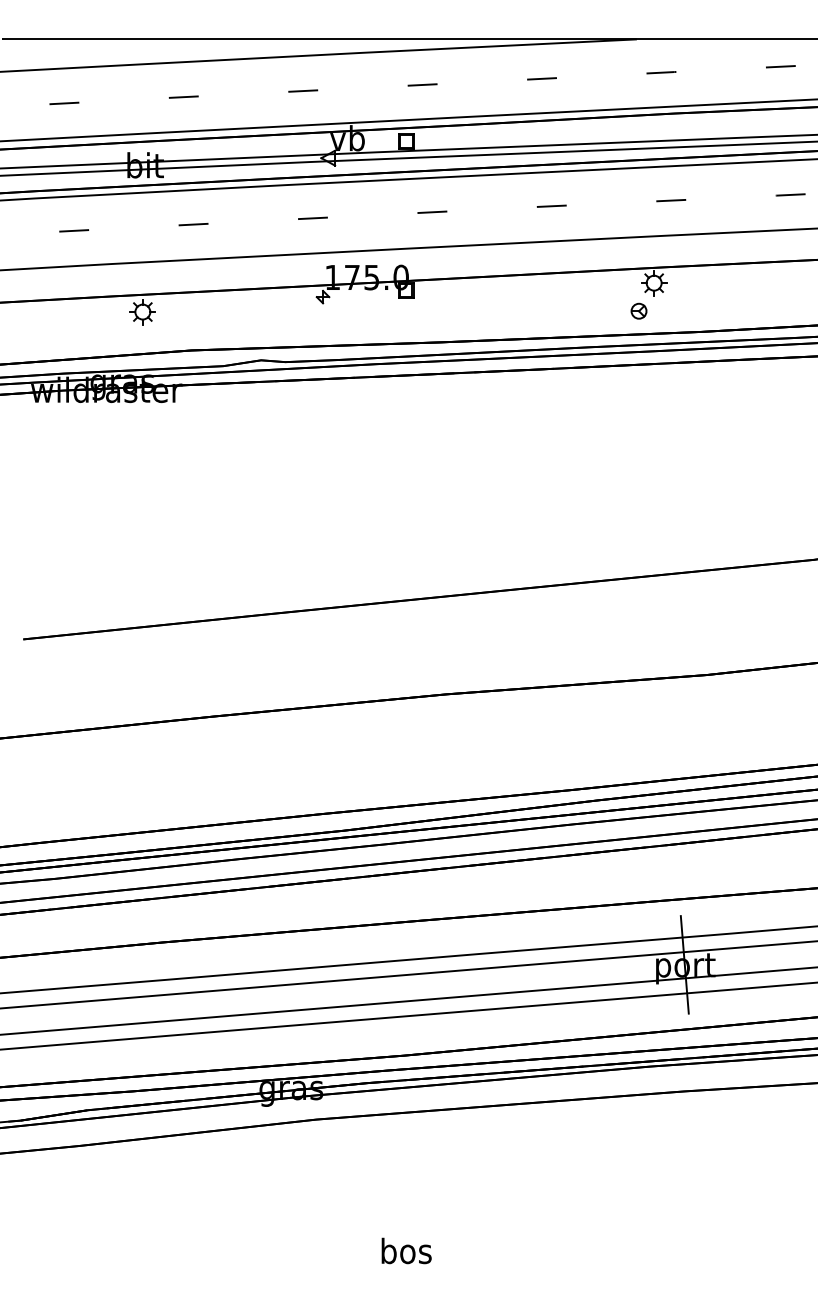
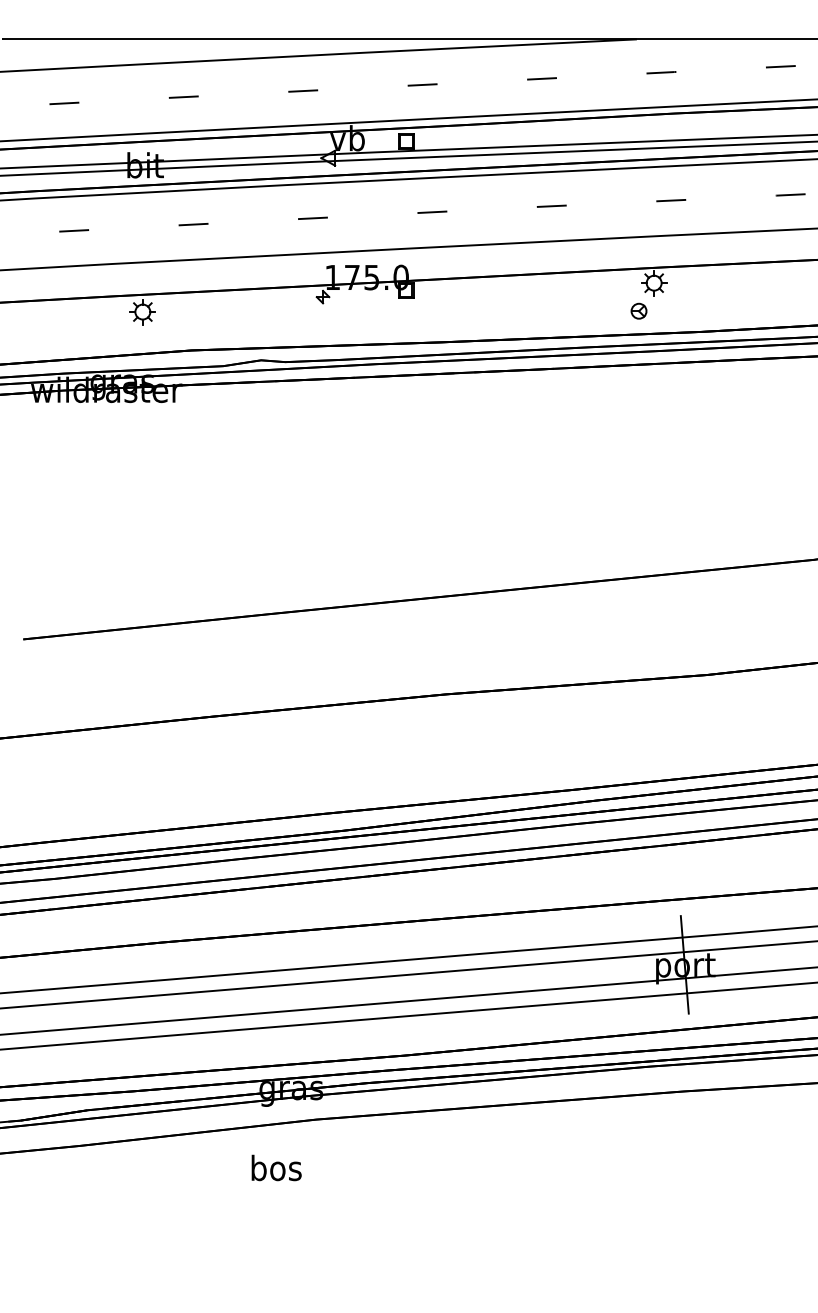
text position: (406, 1250) -> (276, 1167) (276, 1167)
